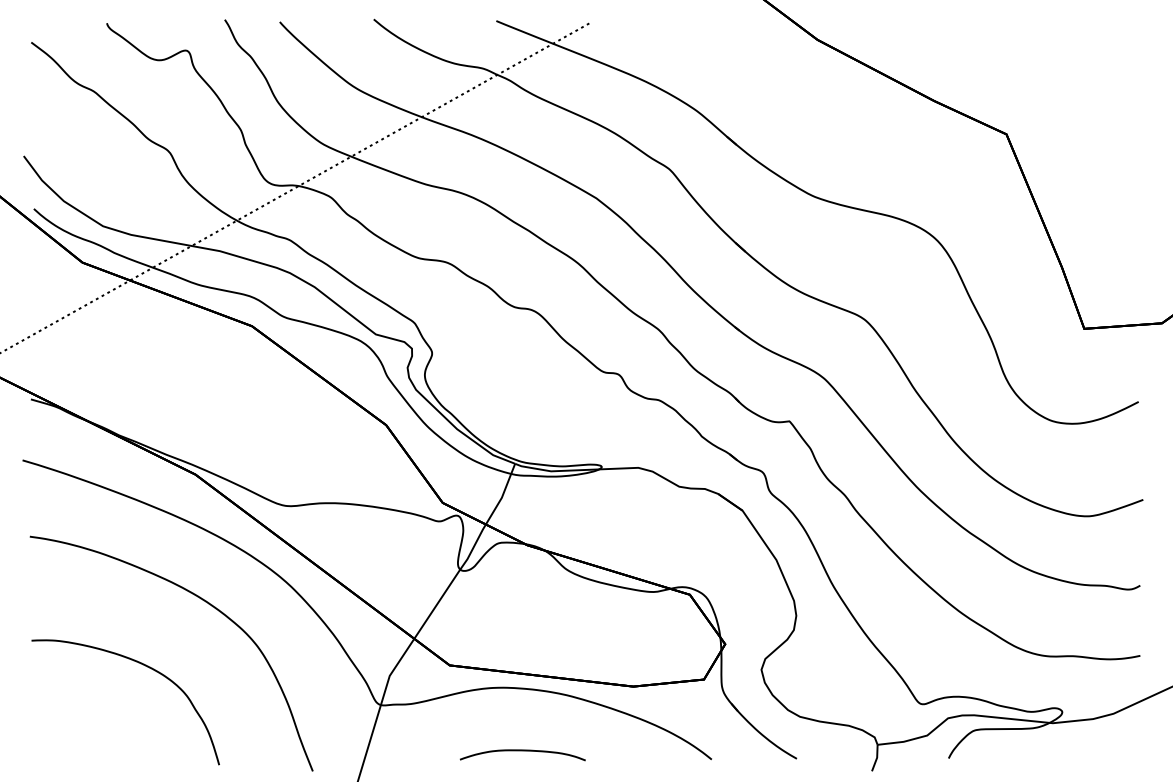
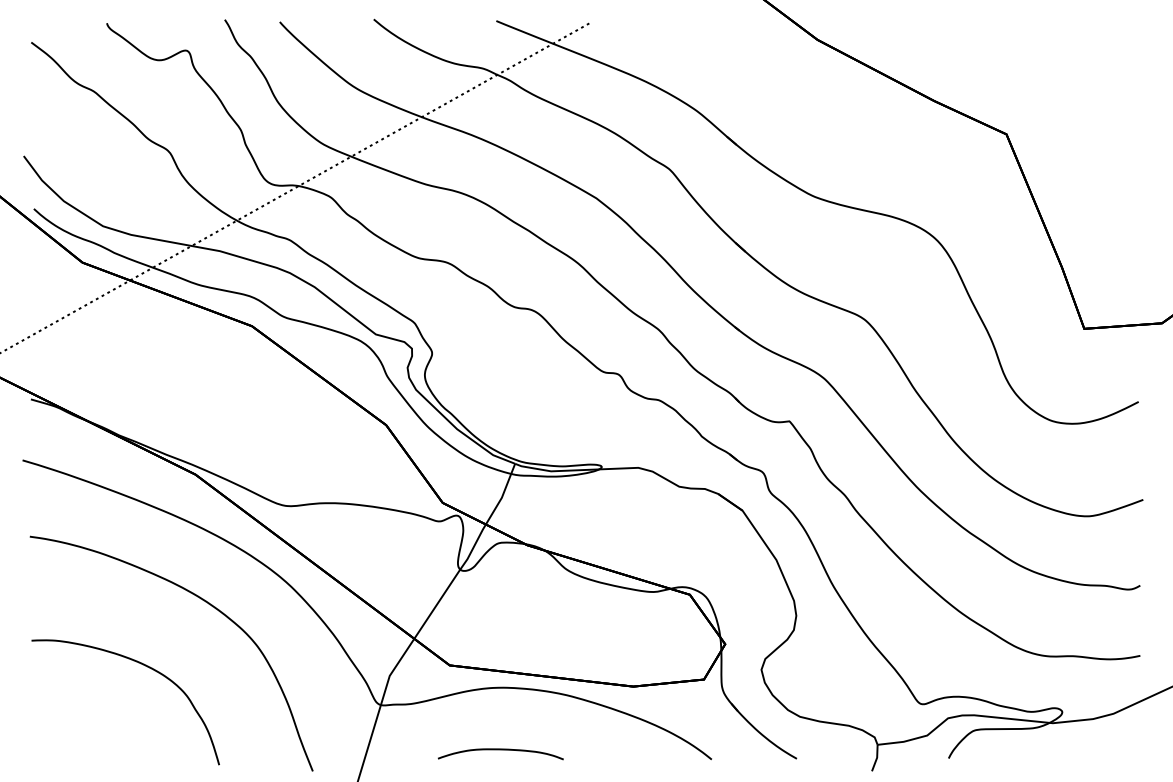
curve position: (522, 751) -> (500, 750) (500, 750)
